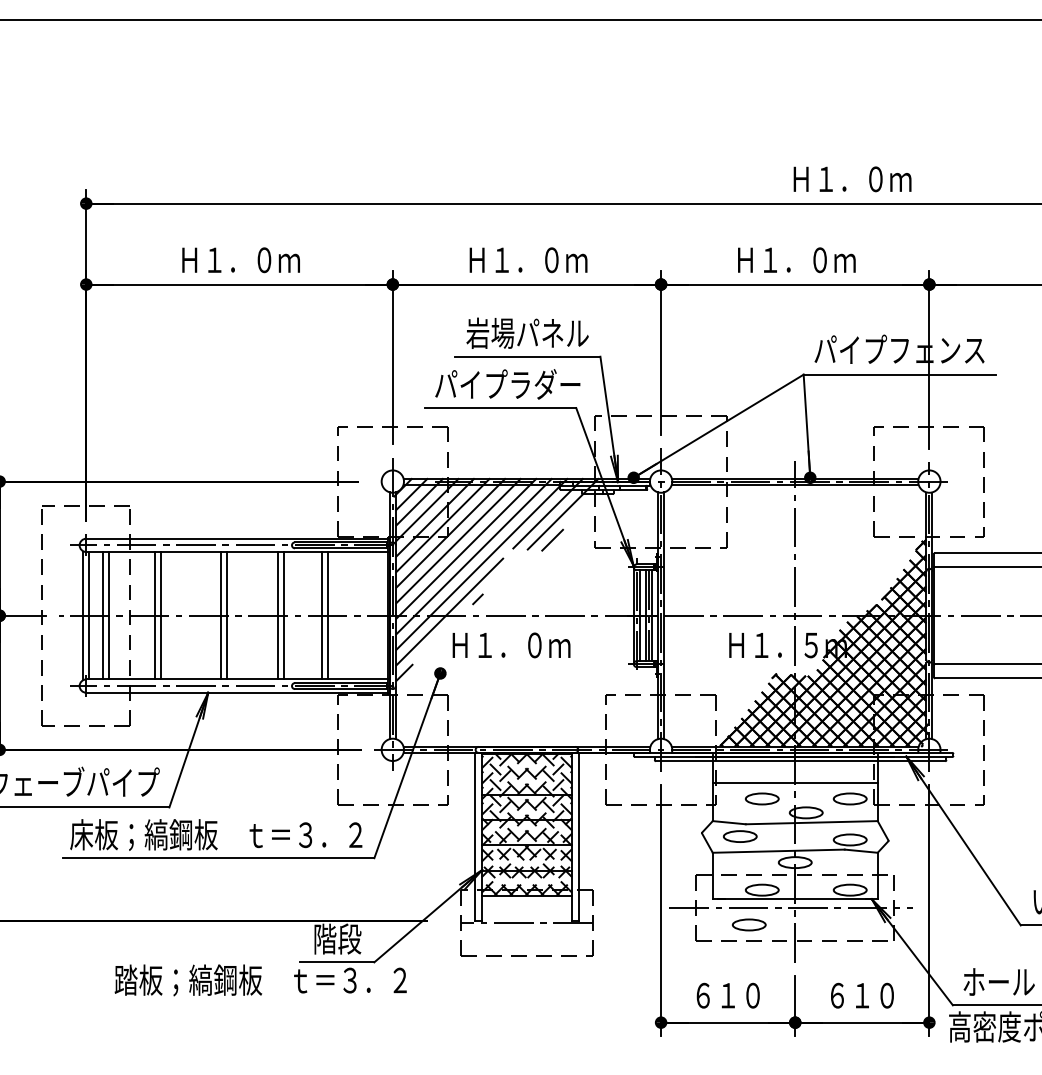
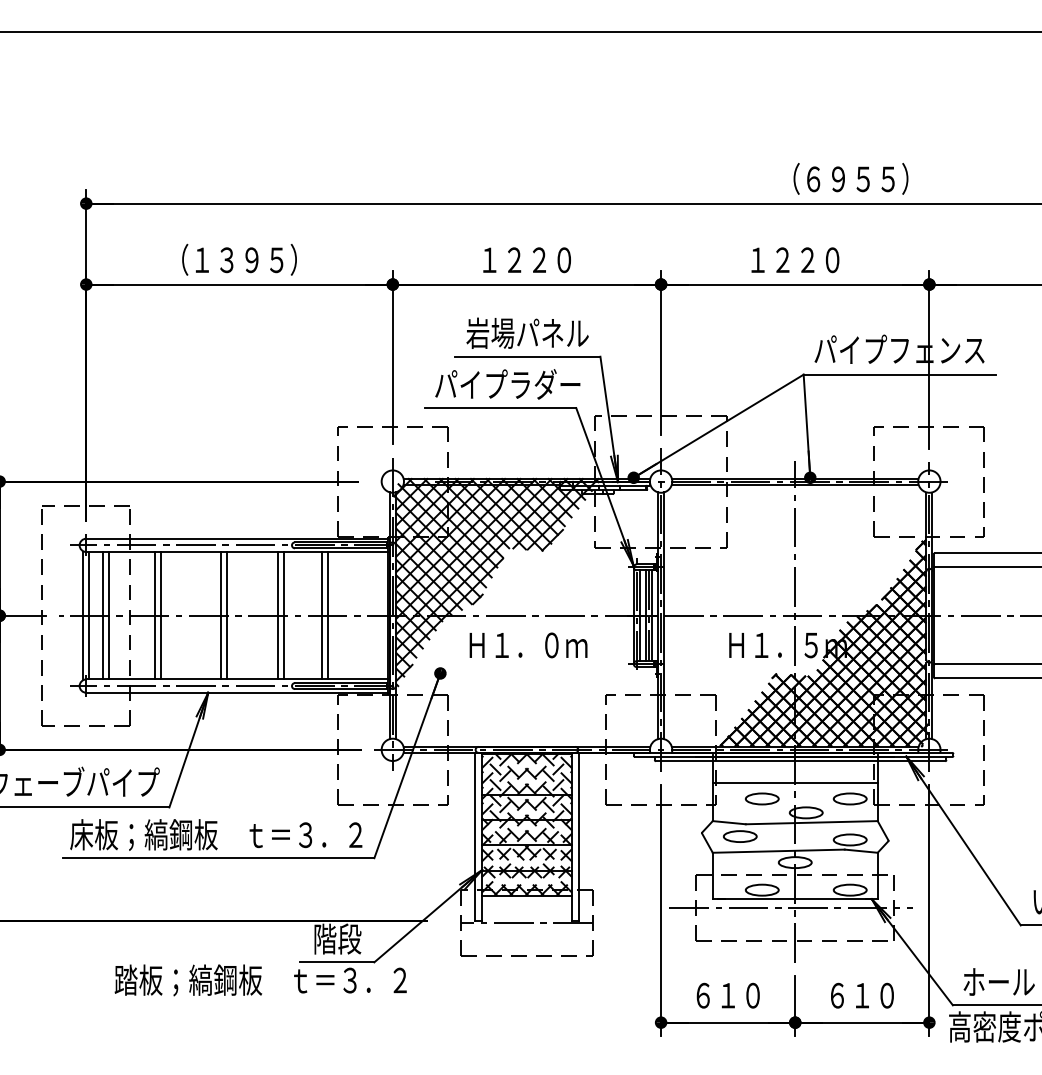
line position: (520, 20) -> (520, 32) (520, 32)
text: Ｈ１．０ｍ -> （６９５５） (852, 178)
text: Ｈ１．０ｍ -> （１３９５） (240, 259)
text: Ｈ１．０ｍ -> １２２０ (528, 260)
text: Ｈ１．０ｍ -> １２２０ (796, 260)
hatch: none -> present (495, 582)
text position: (511, 645) -> (528, 645) (528, 645)
part: present -> none (749, 924)
